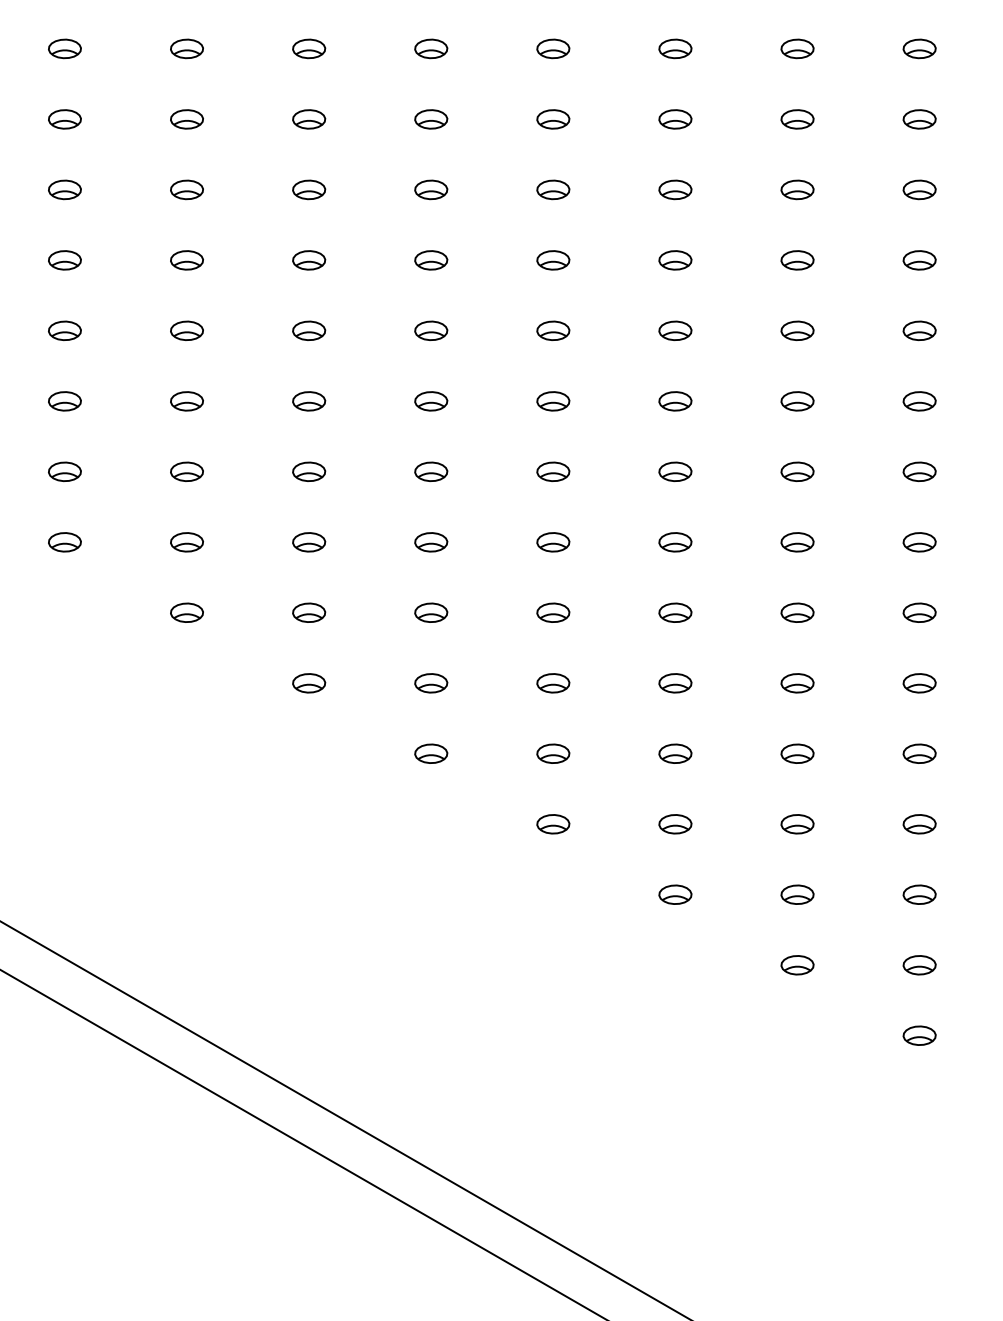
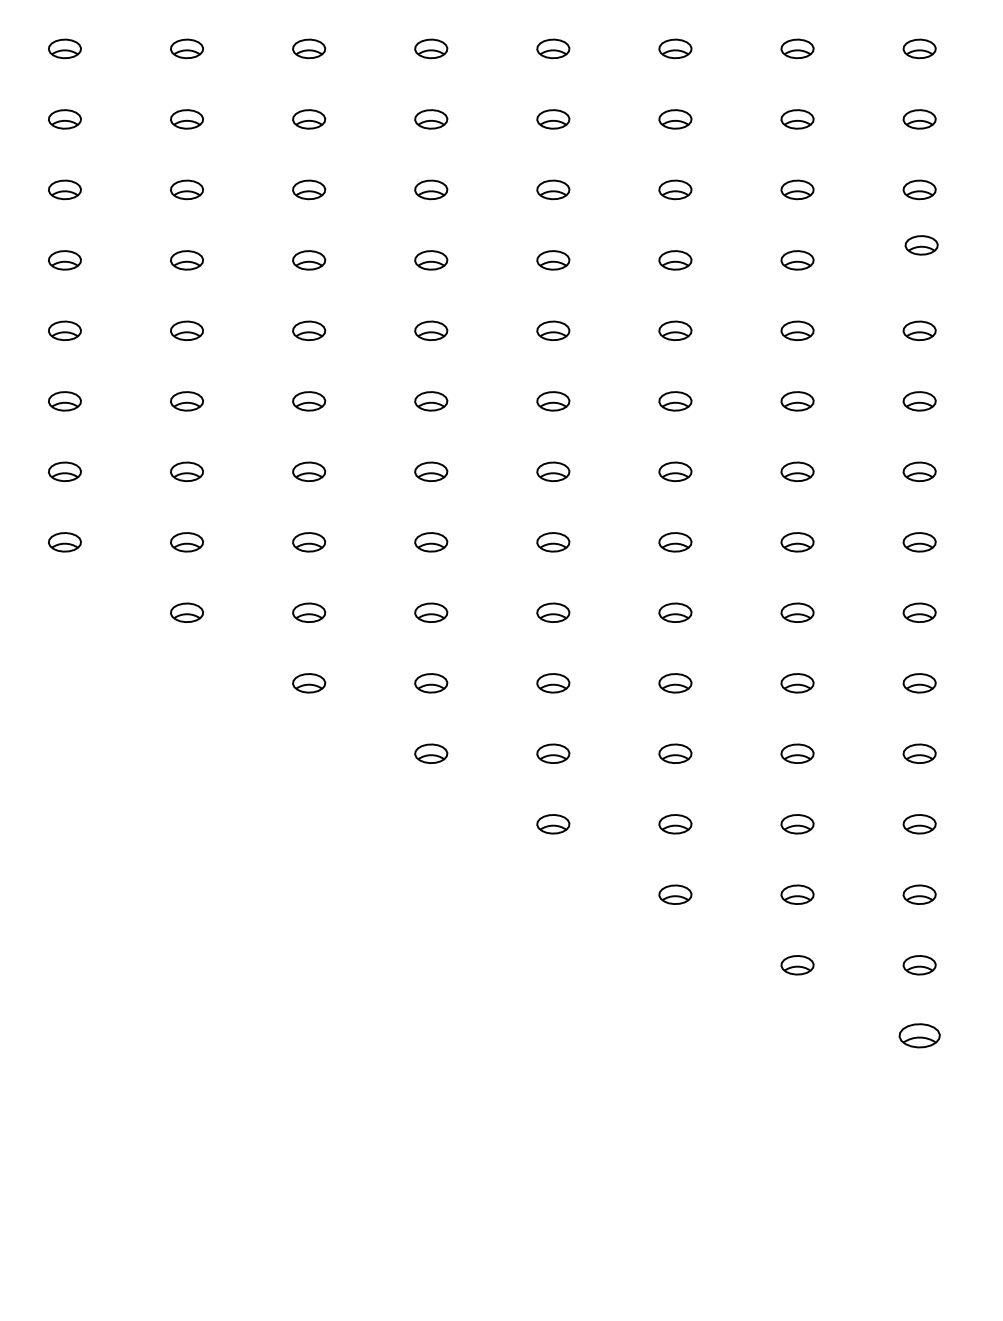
part position: (919, 260) -> (921, 245) (921, 245)
part size: 35x21 px -> 43x26 px (919, 1035)
line: present -> none (344, 1119)
line: present -> none (302, 1144)
